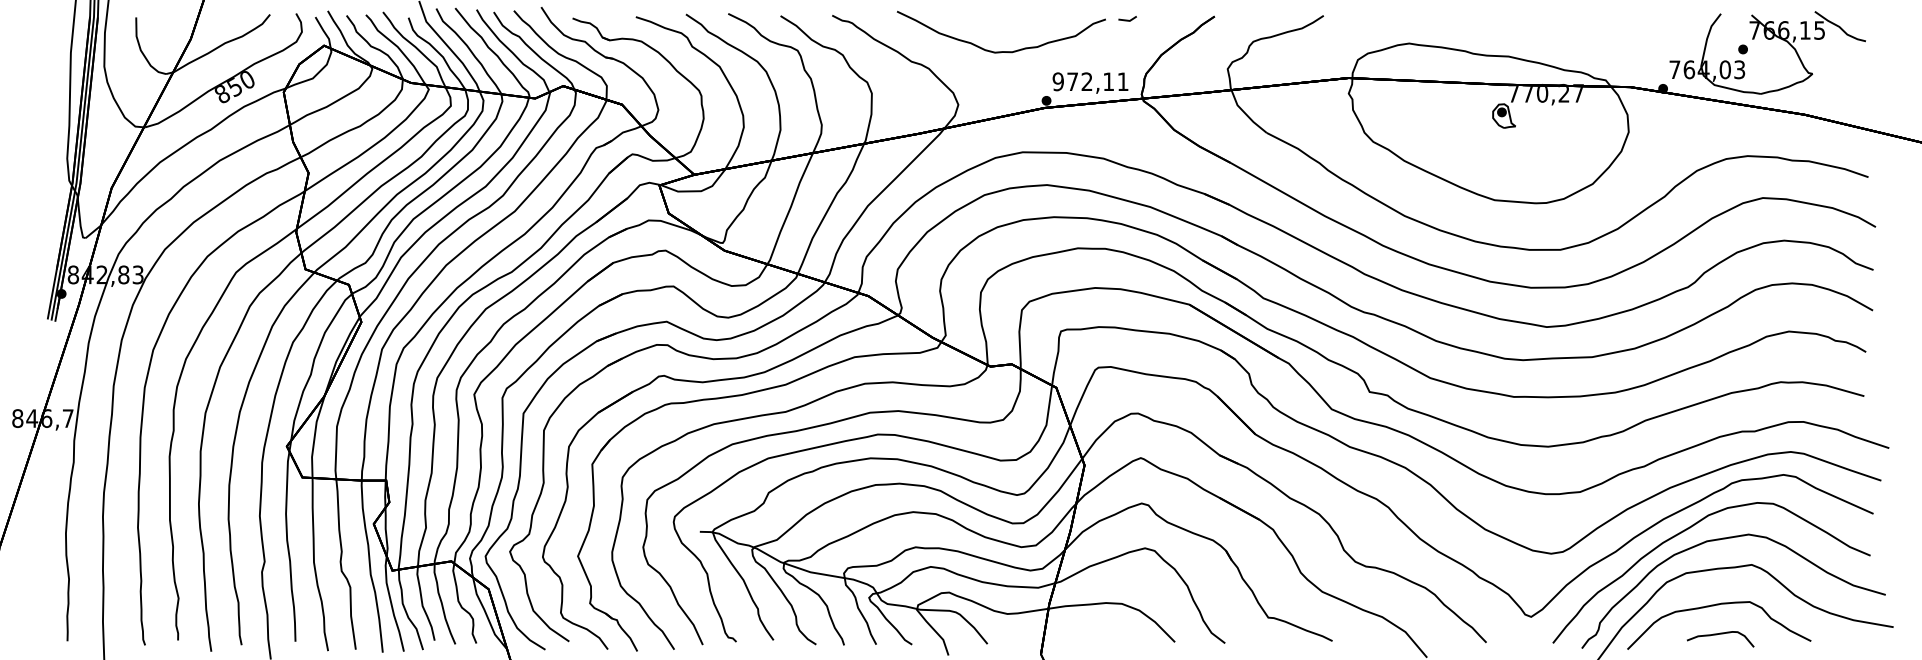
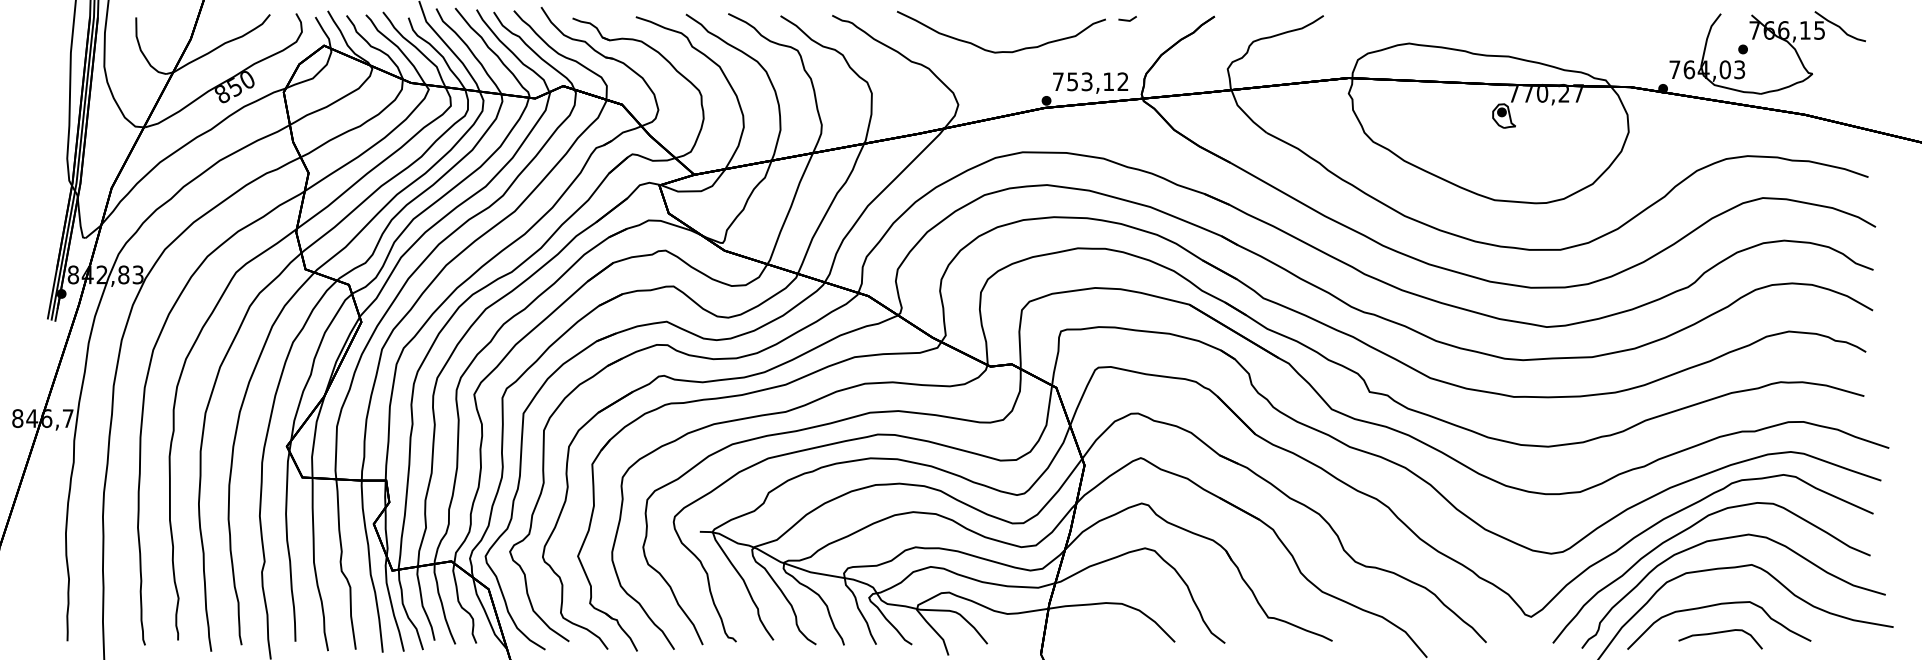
text: 972,11 -> 753,12 (1090, 81)
part size: 68x17 px -> 85x21 px (1720, 639)
